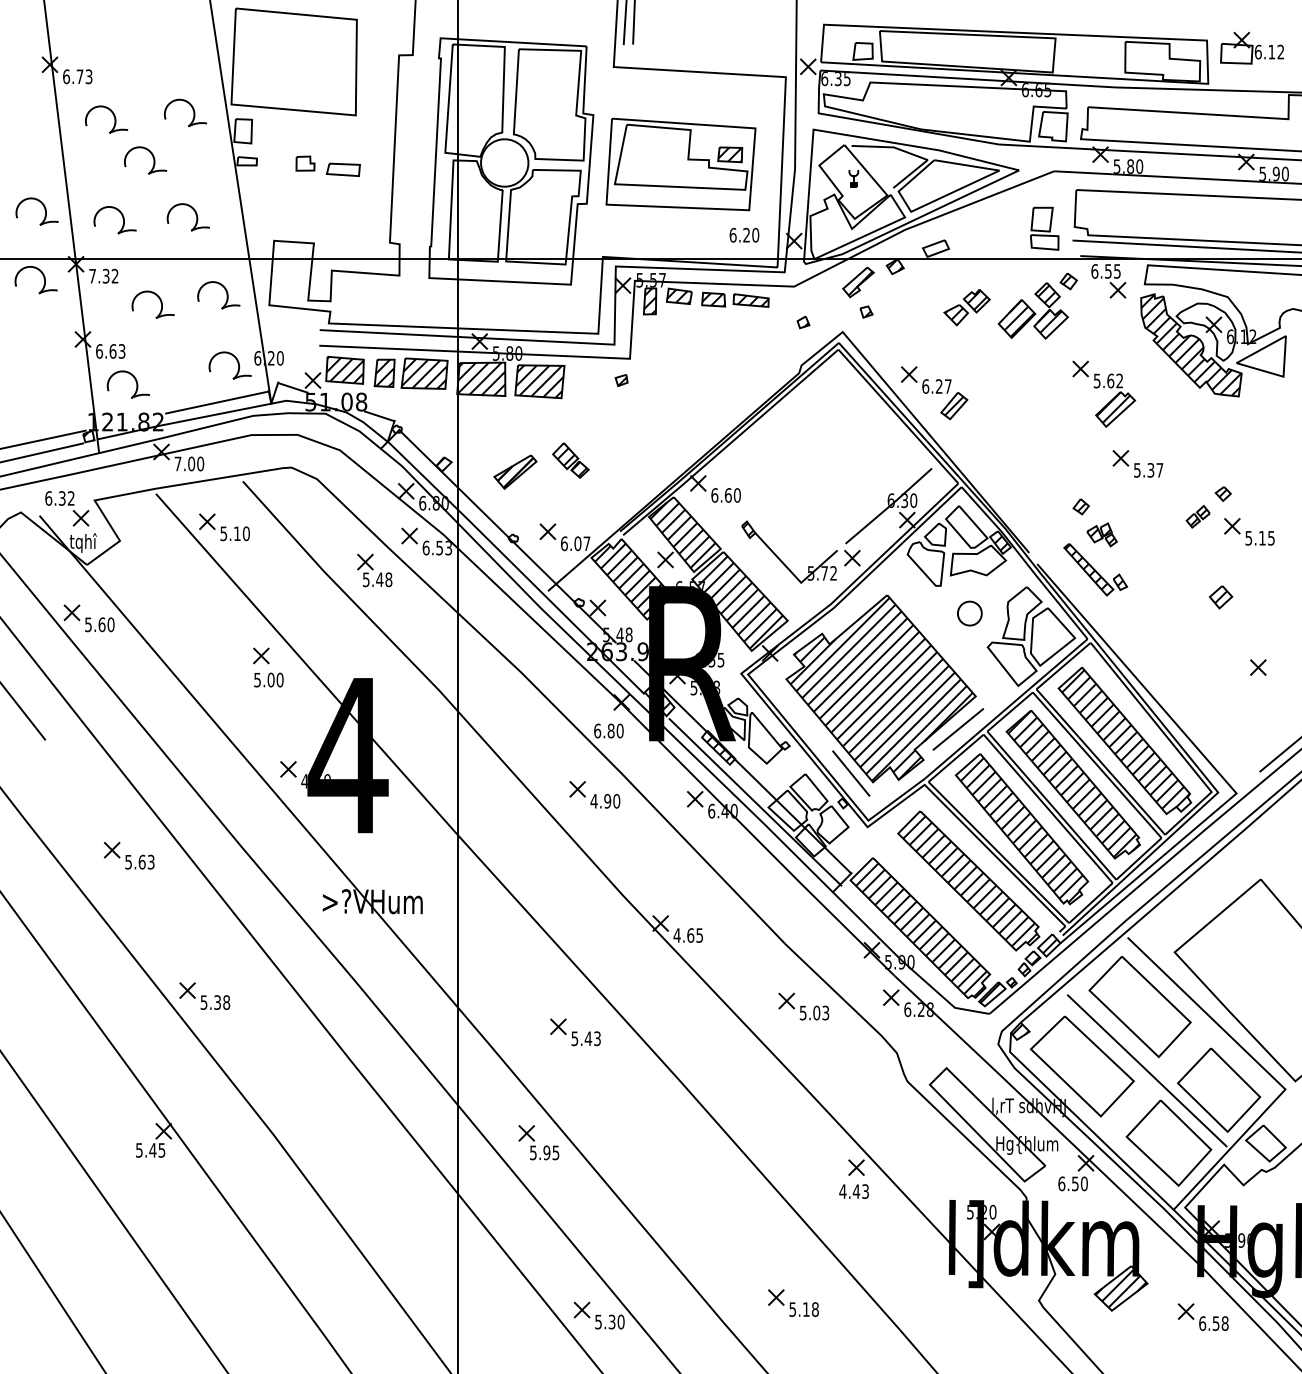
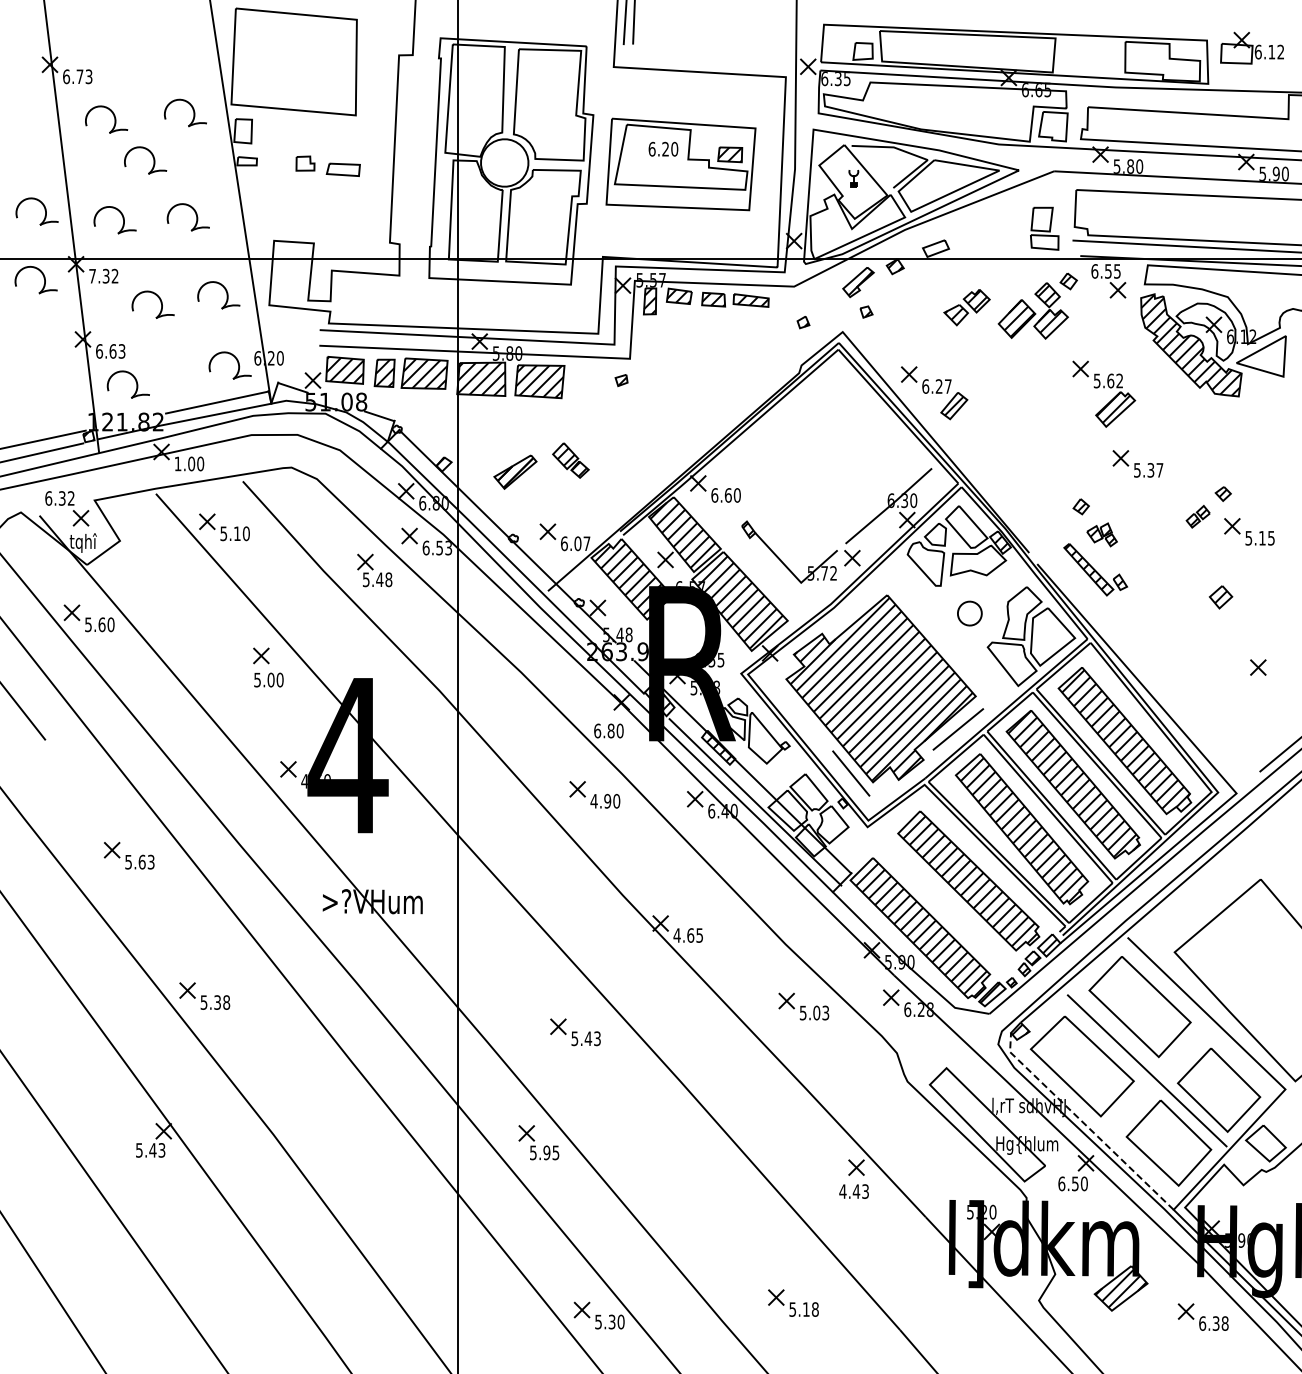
text position: (744, 234) -> (663, 148) (663, 148)
text: 7.00 -> 1.00 (177, 463)
line: solid -> dashed (1083, 1123)
text: 5.45 -> 5.43 (162, 1149)
text: 6.58 -> 6.38 (1216, 1322)
